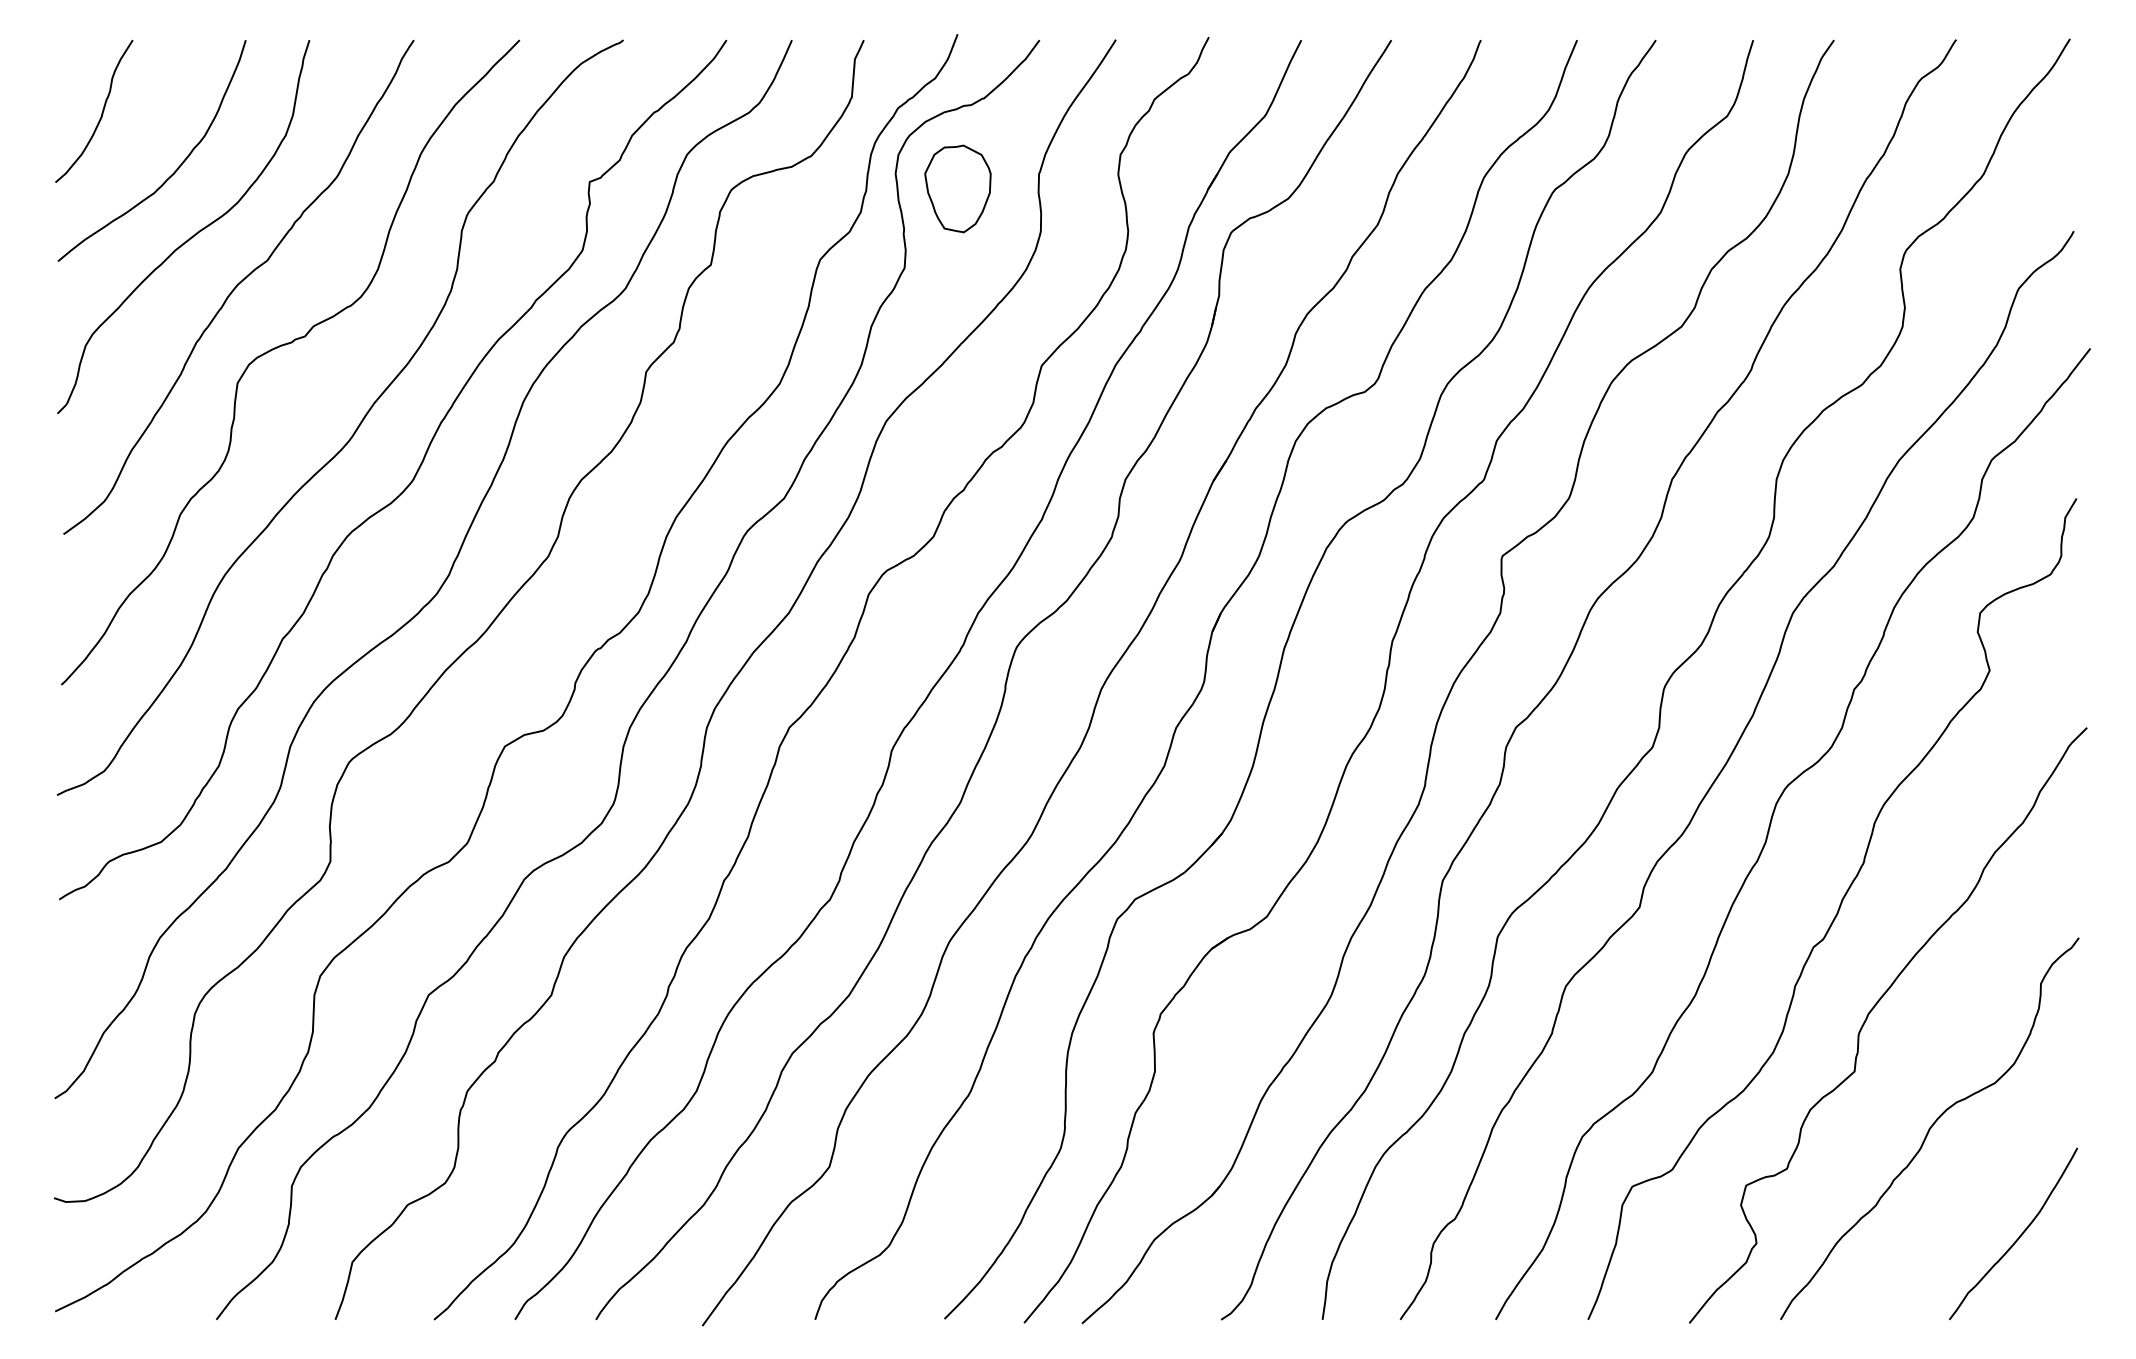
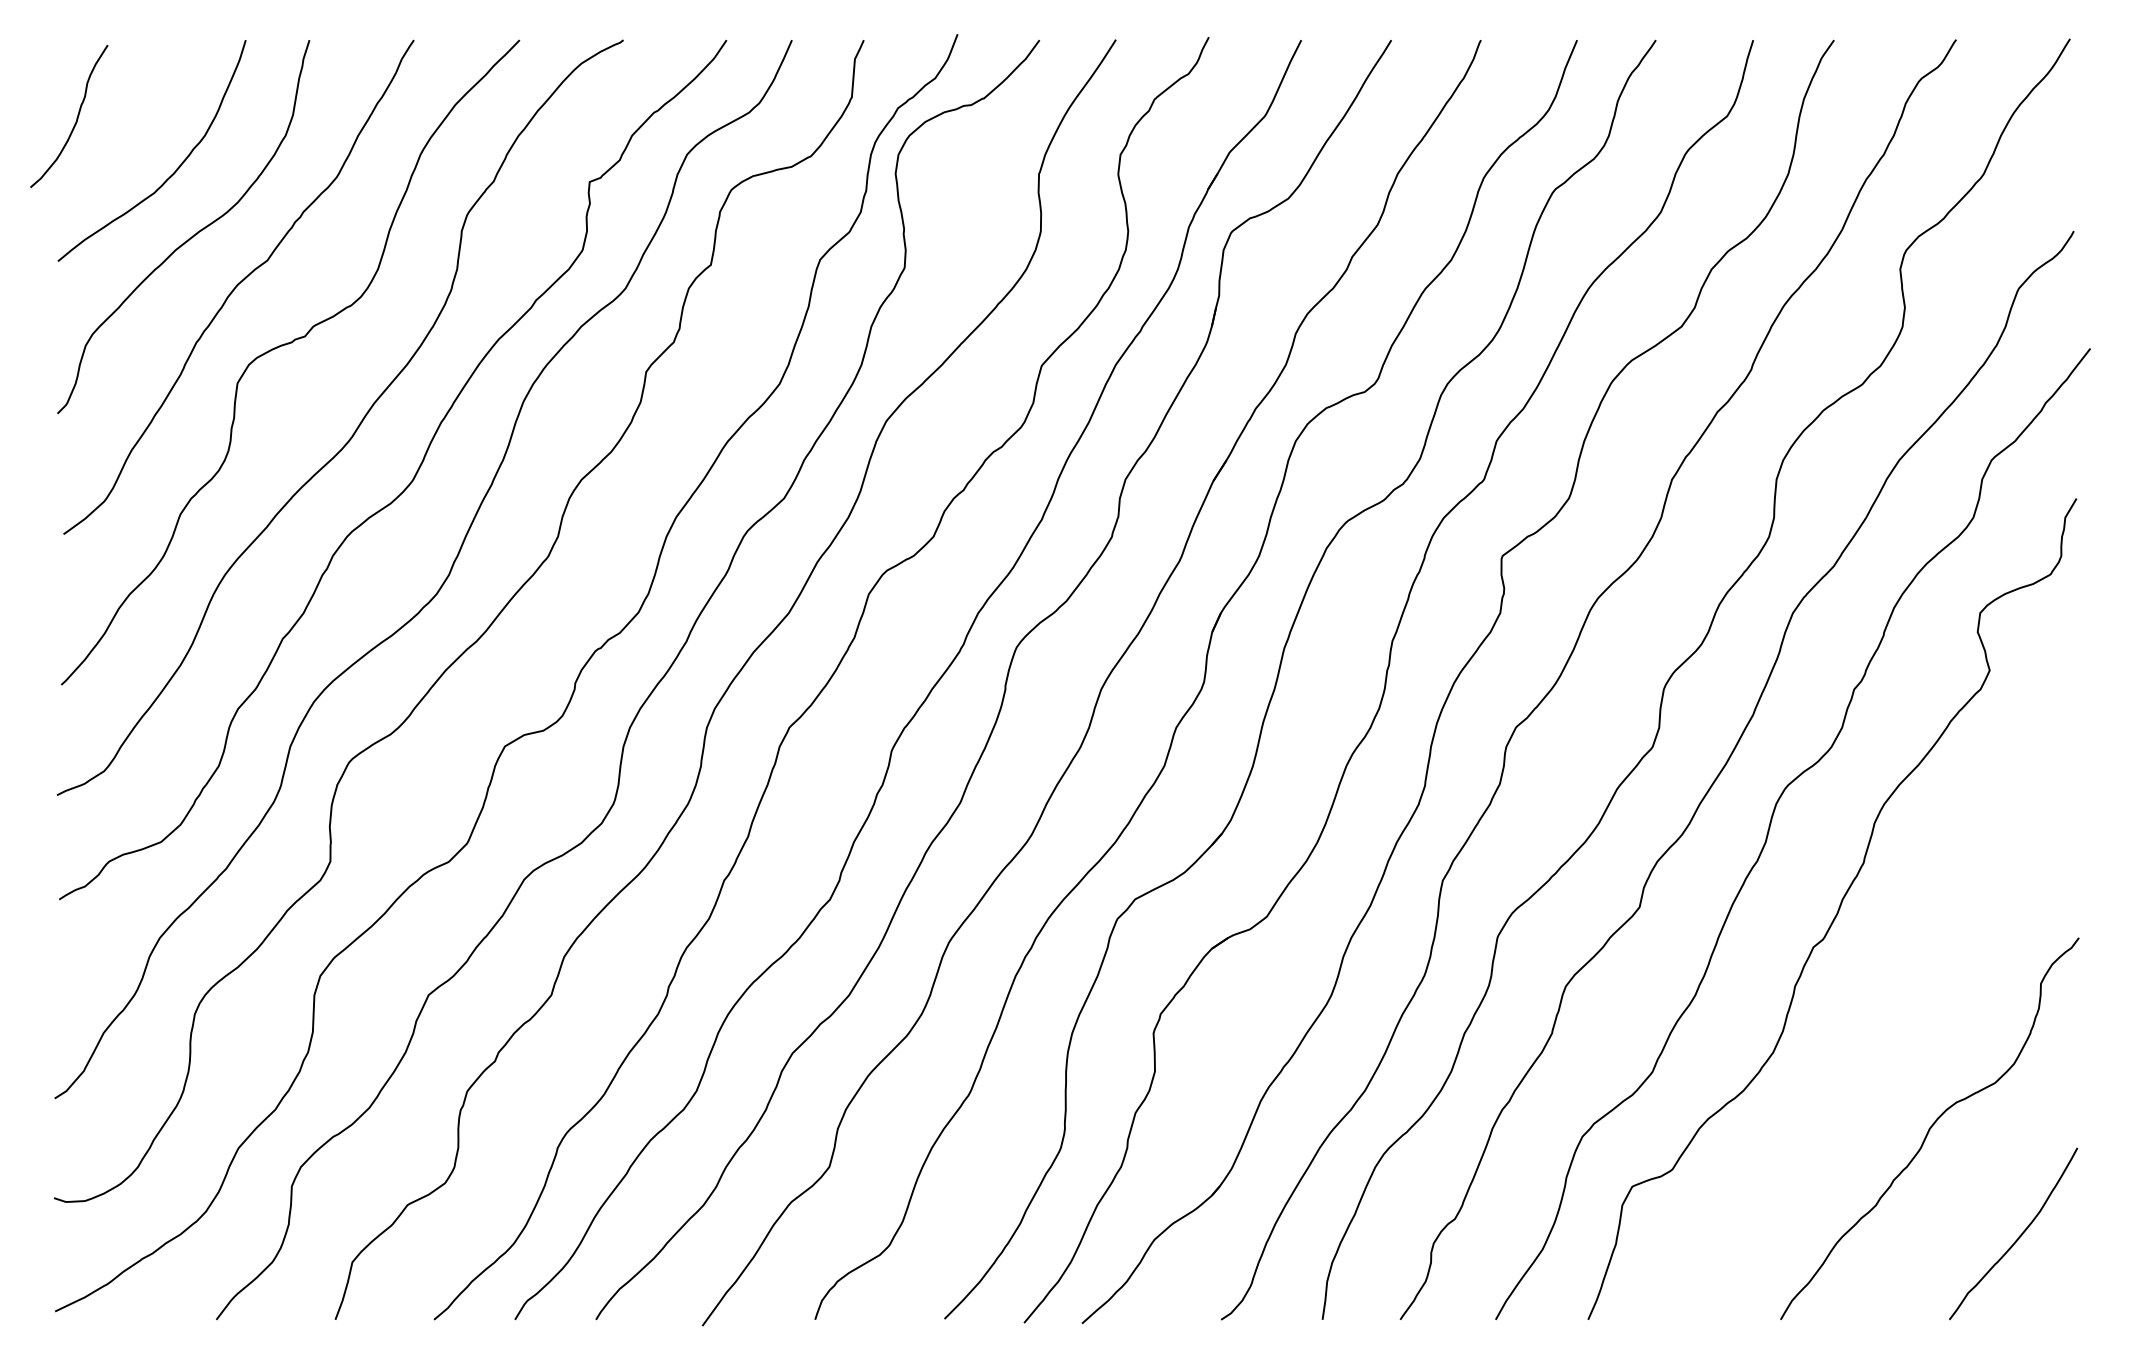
curve position: (101, 112) -> (76, 117) (76, 117)
part: present -> none (957, 188)
curve: present -> none (1870, 1013)
